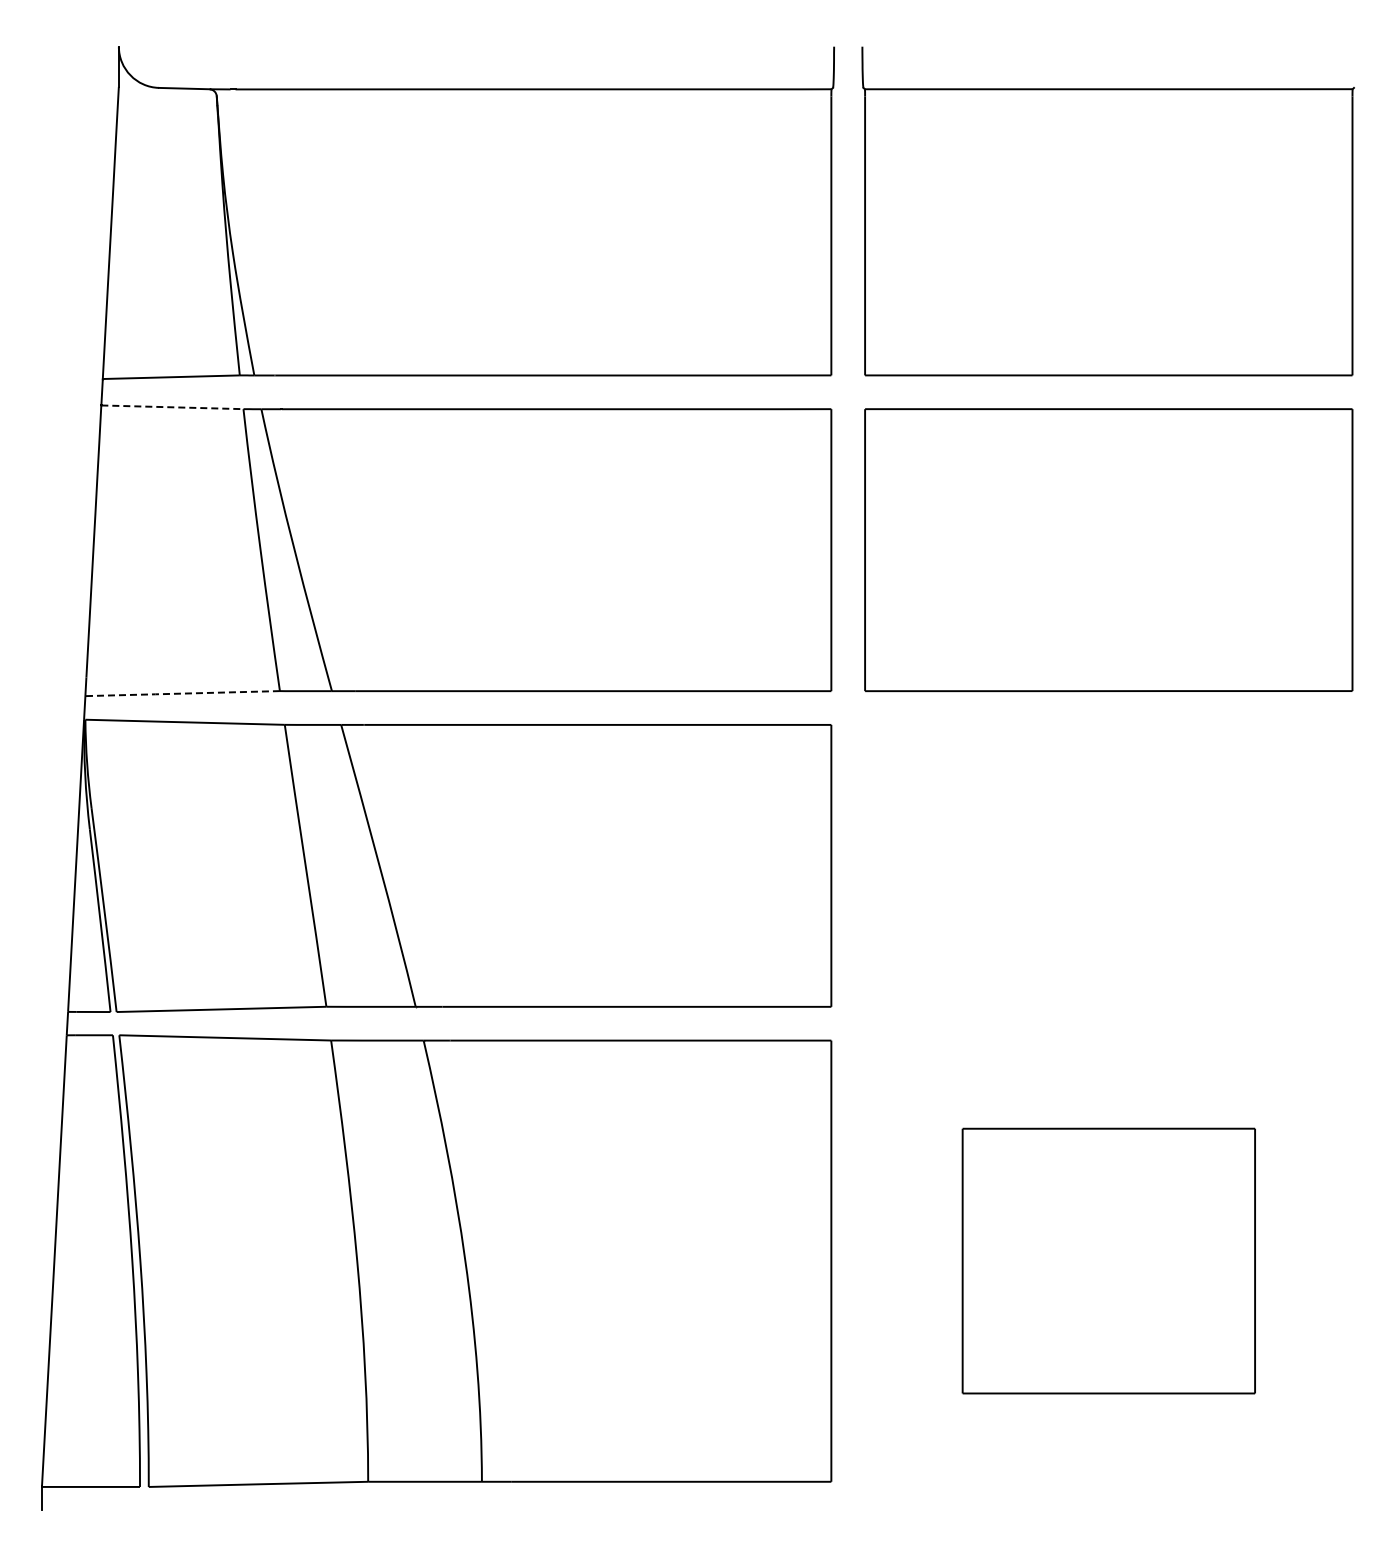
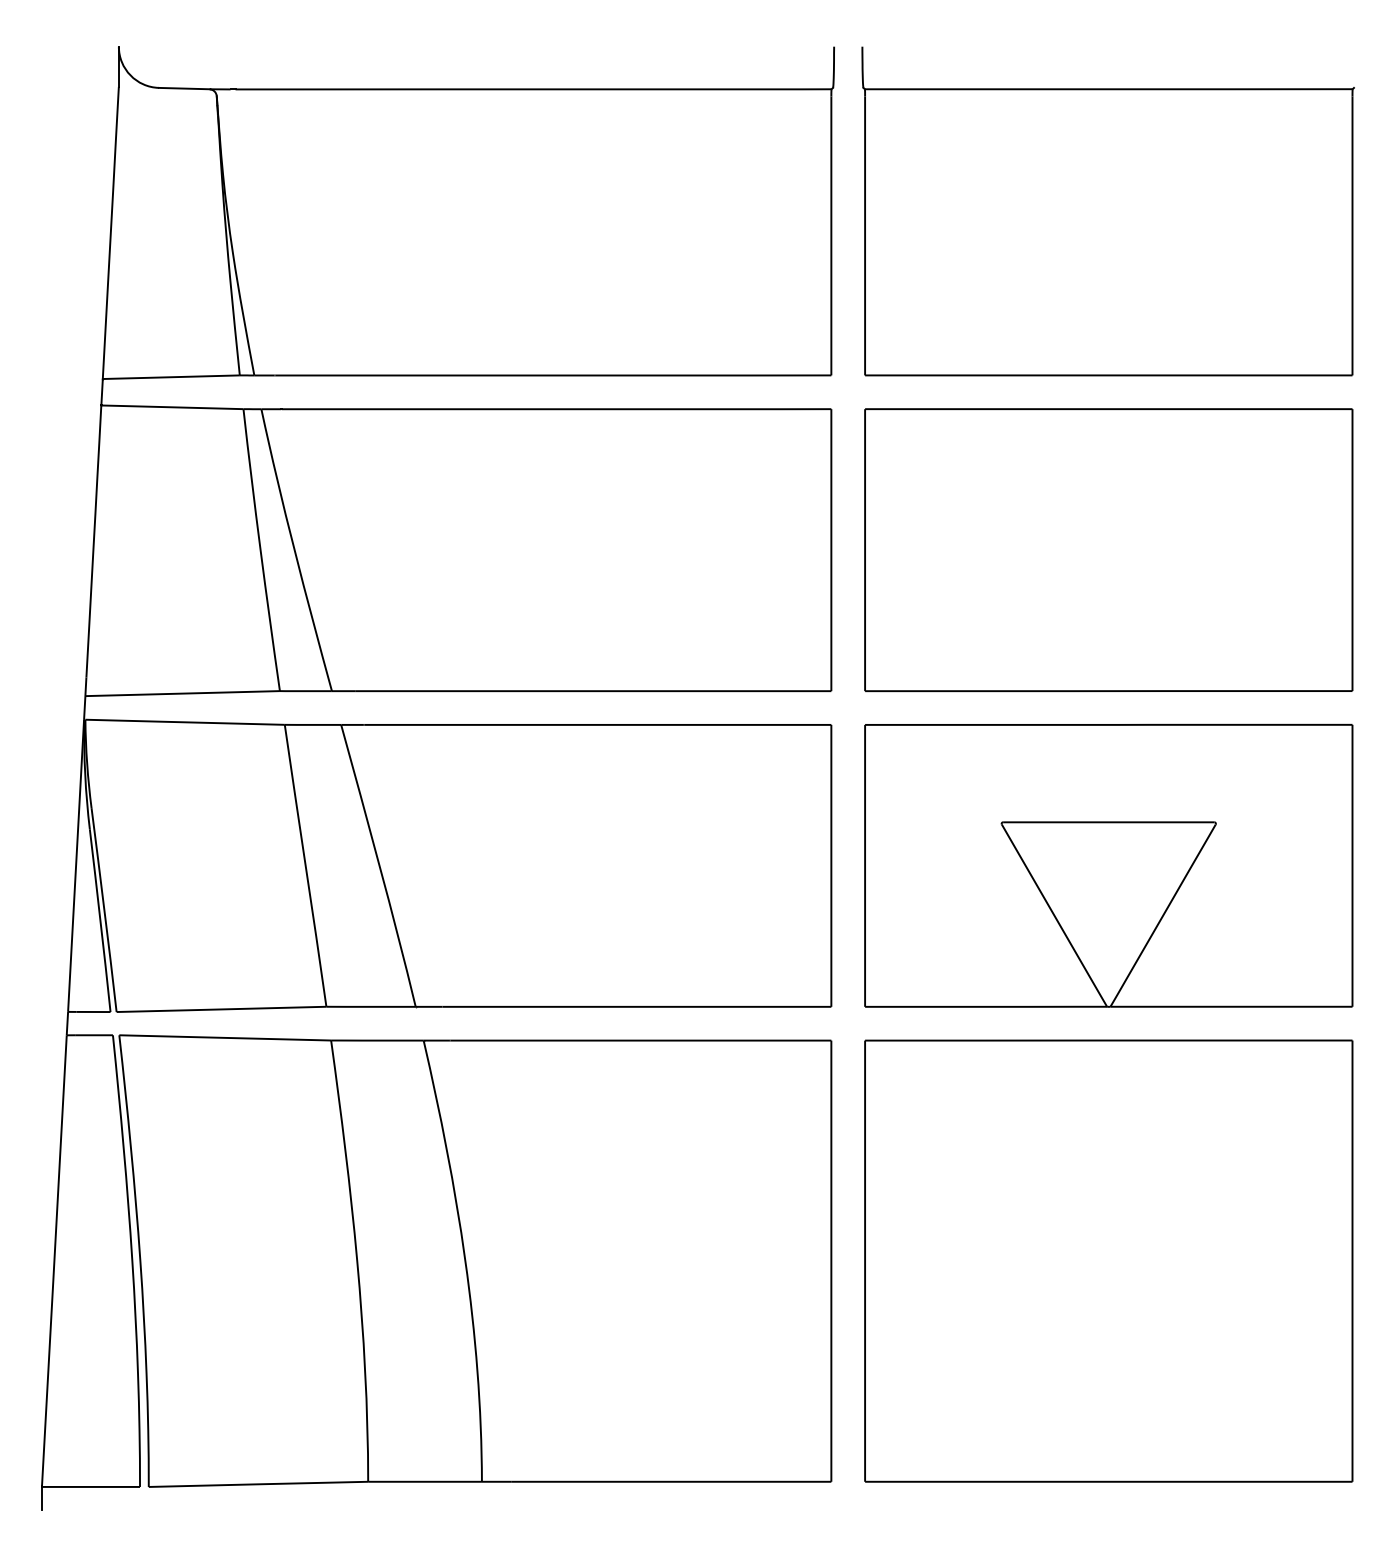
line: dashed -> solid (171, 407)
line: dashed -> solid (181, 693)
part: none -> present (1108, 865)
part size: 295x268 px -> 490x444 px (1108, 1260)
